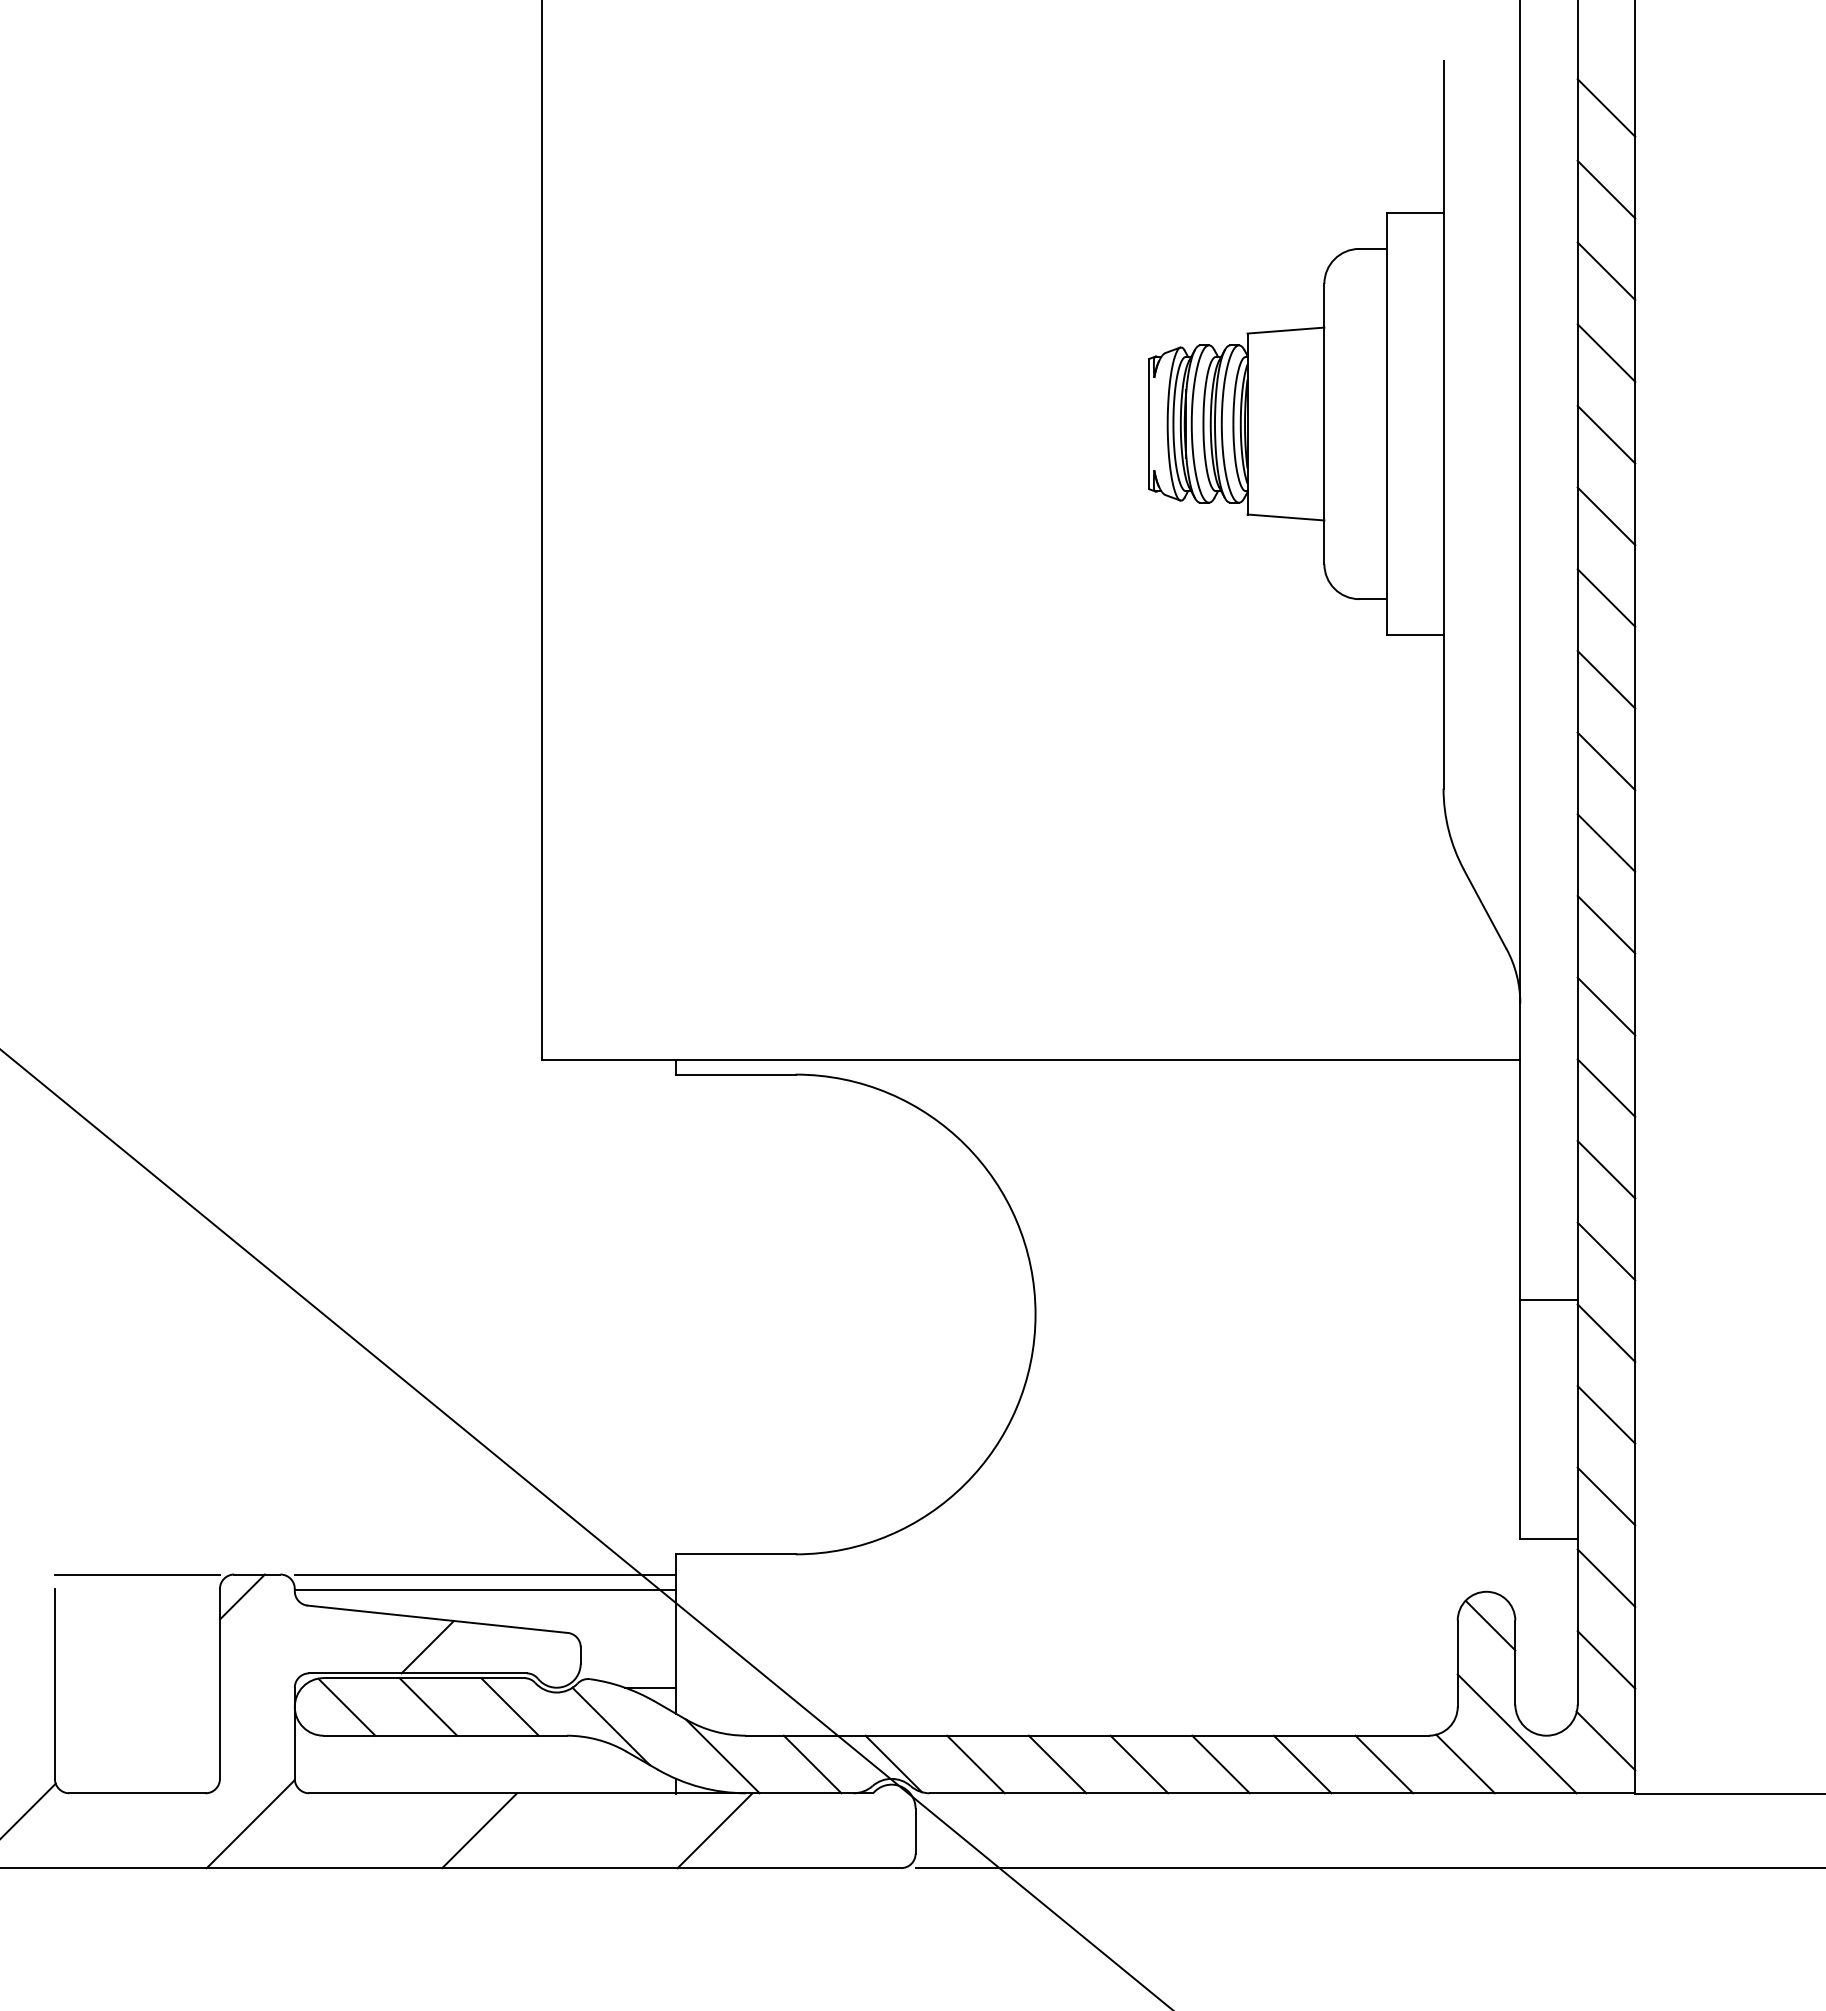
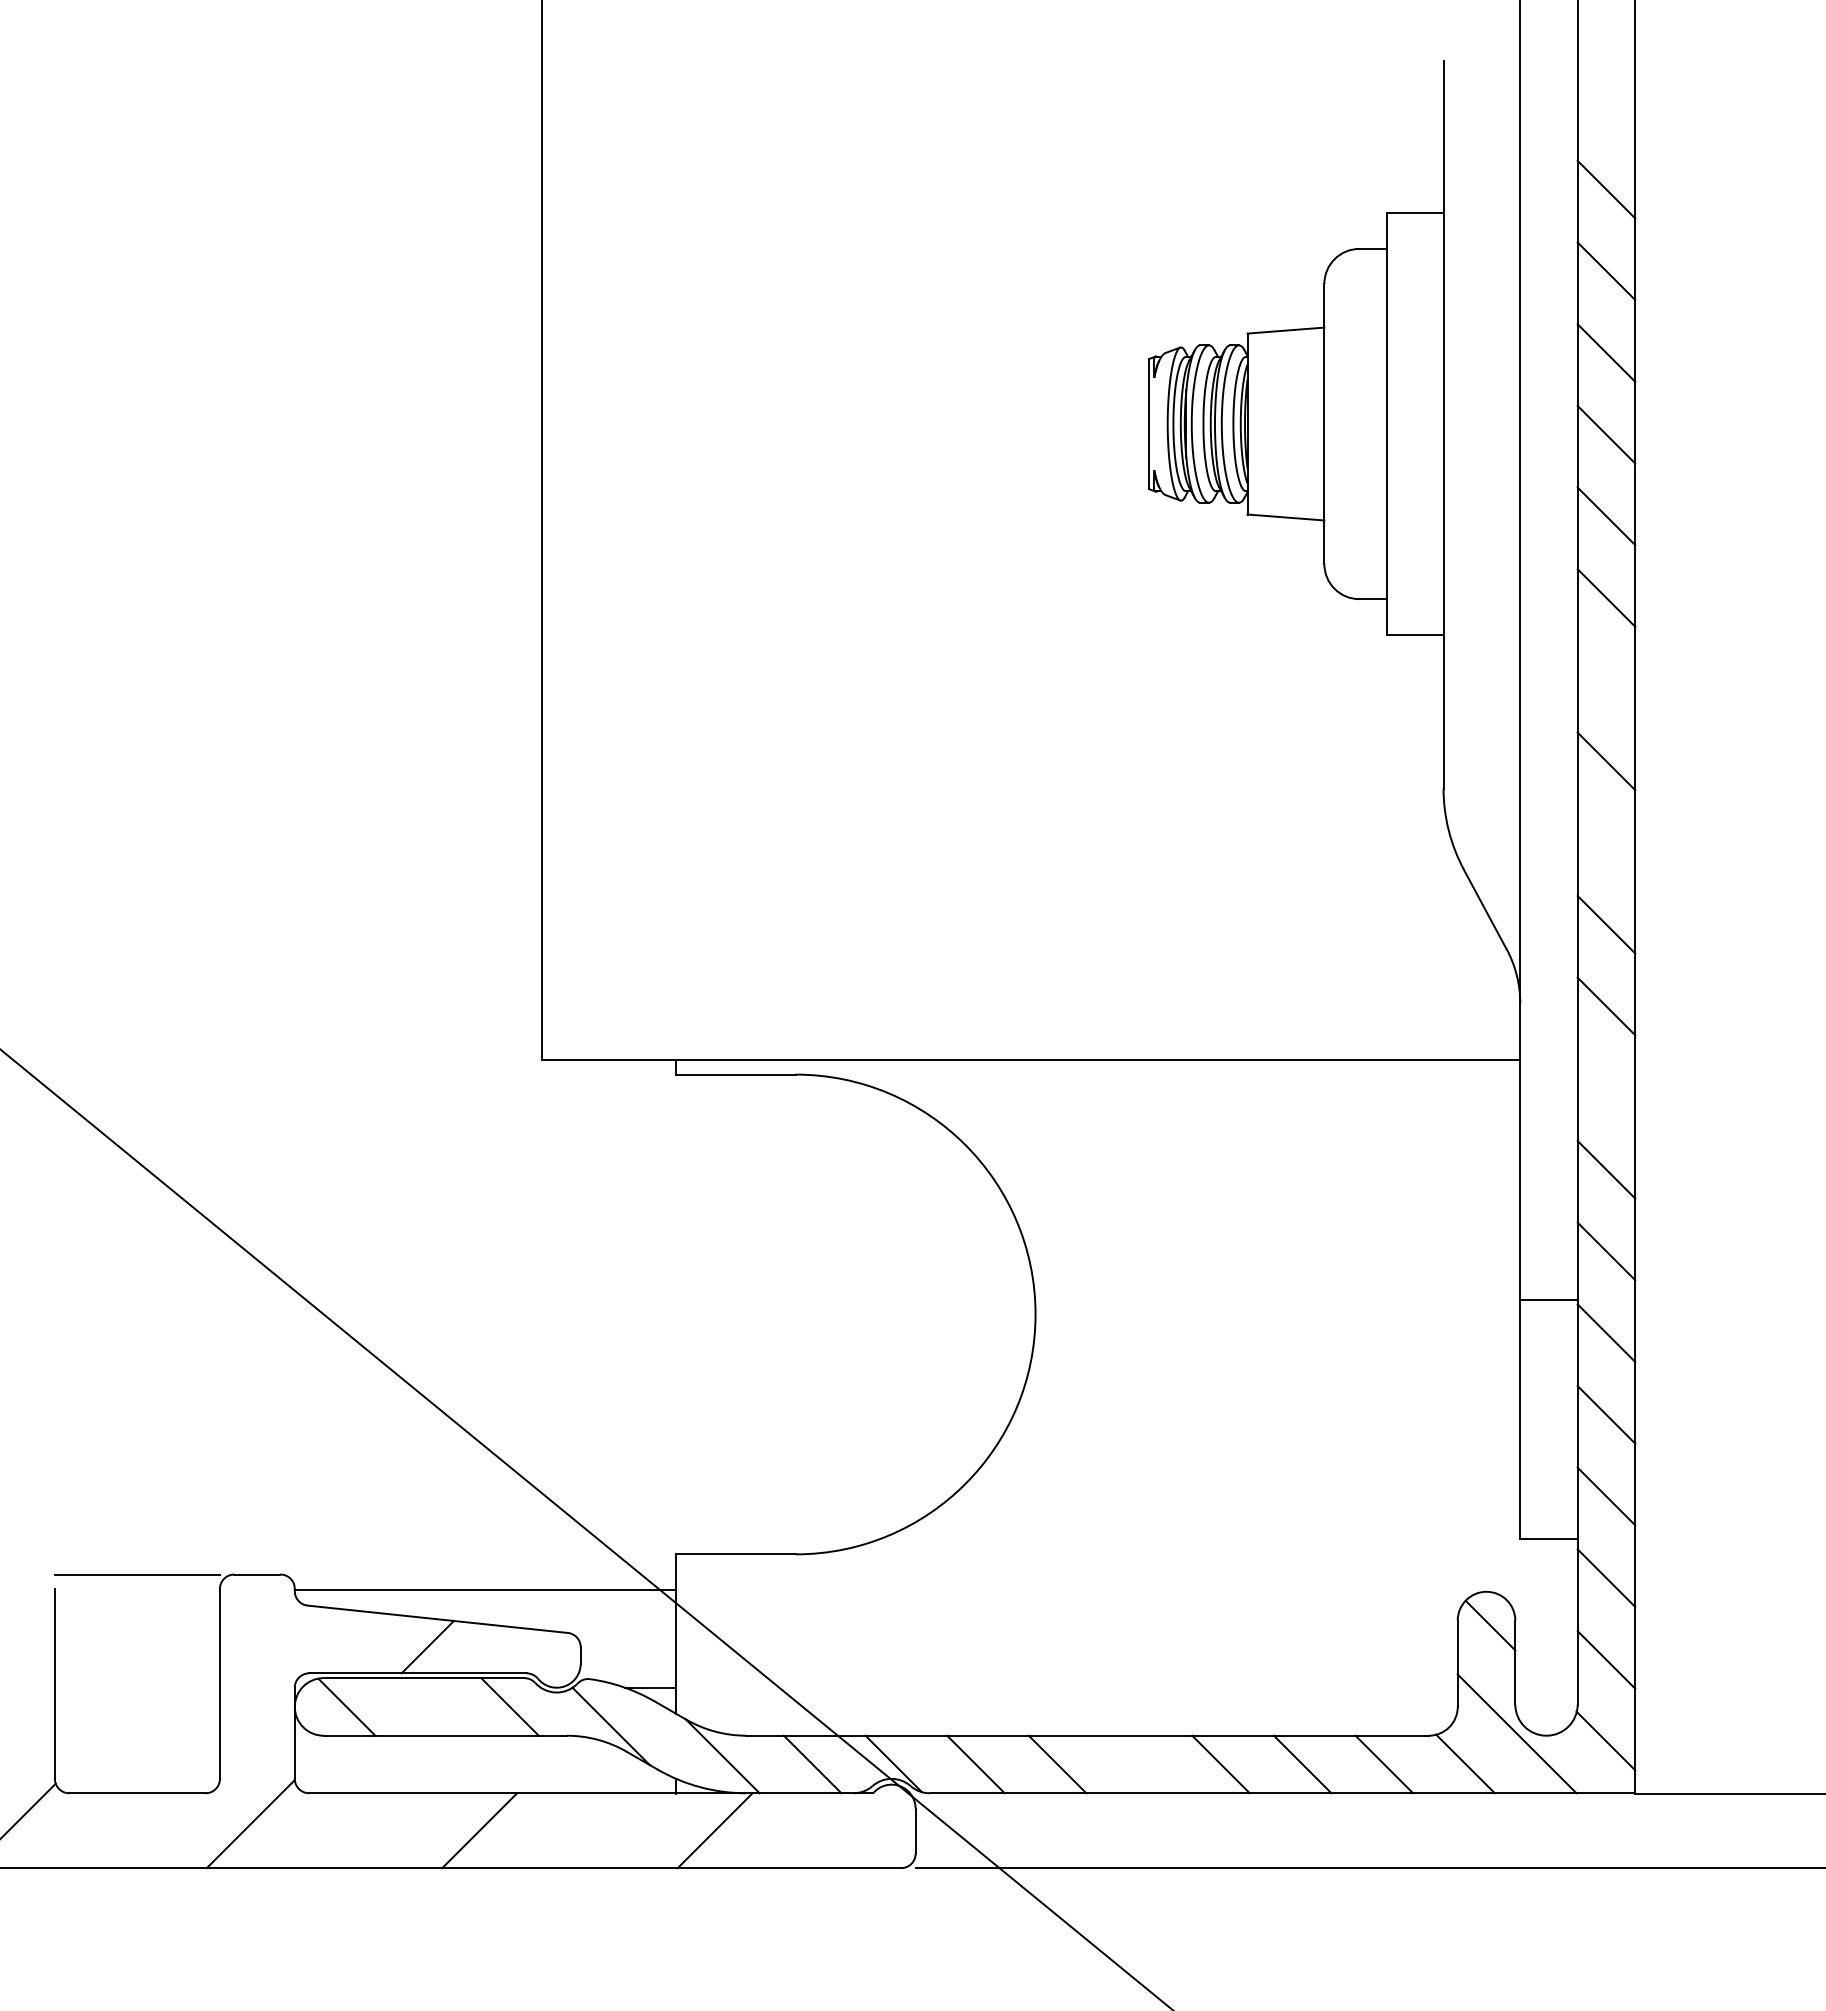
line: present -> none (1606, 107)
line: present -> none (1606, 679)
line: present -> none (1606, 842)
line: present -> none (1606, 1087)
line: present -> none (484, 1574)
line: present -> none (241, 1596)
line: present -> none (428, 1706)
line: present -> none (1139, 1764)
